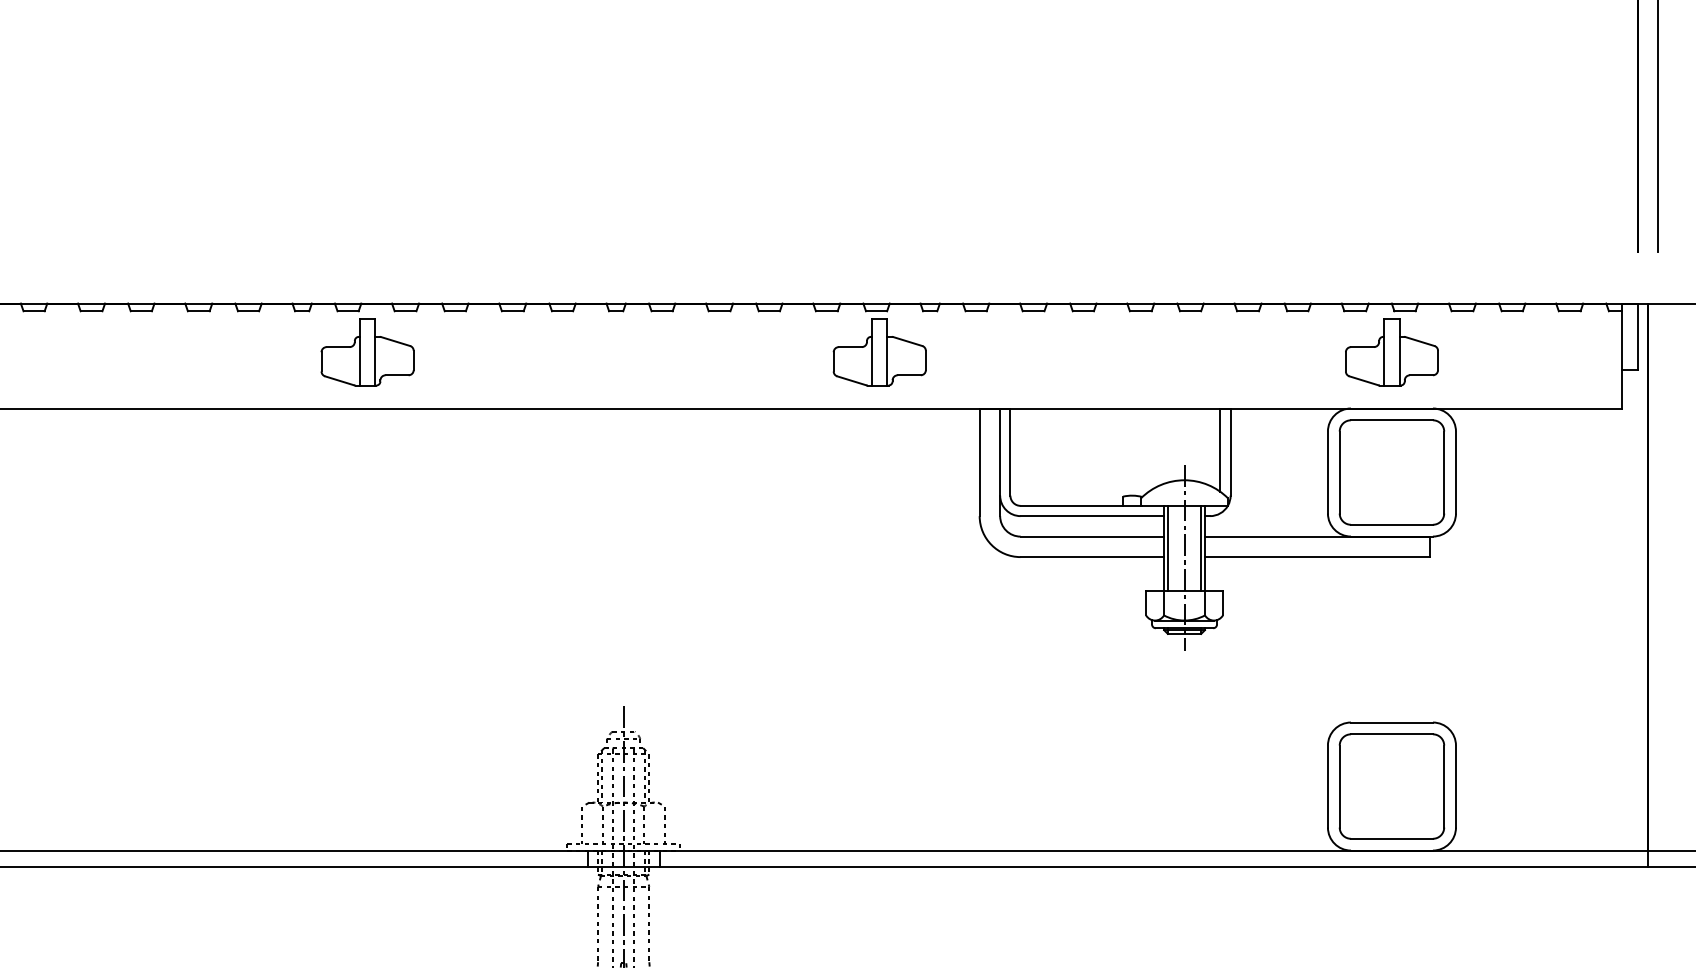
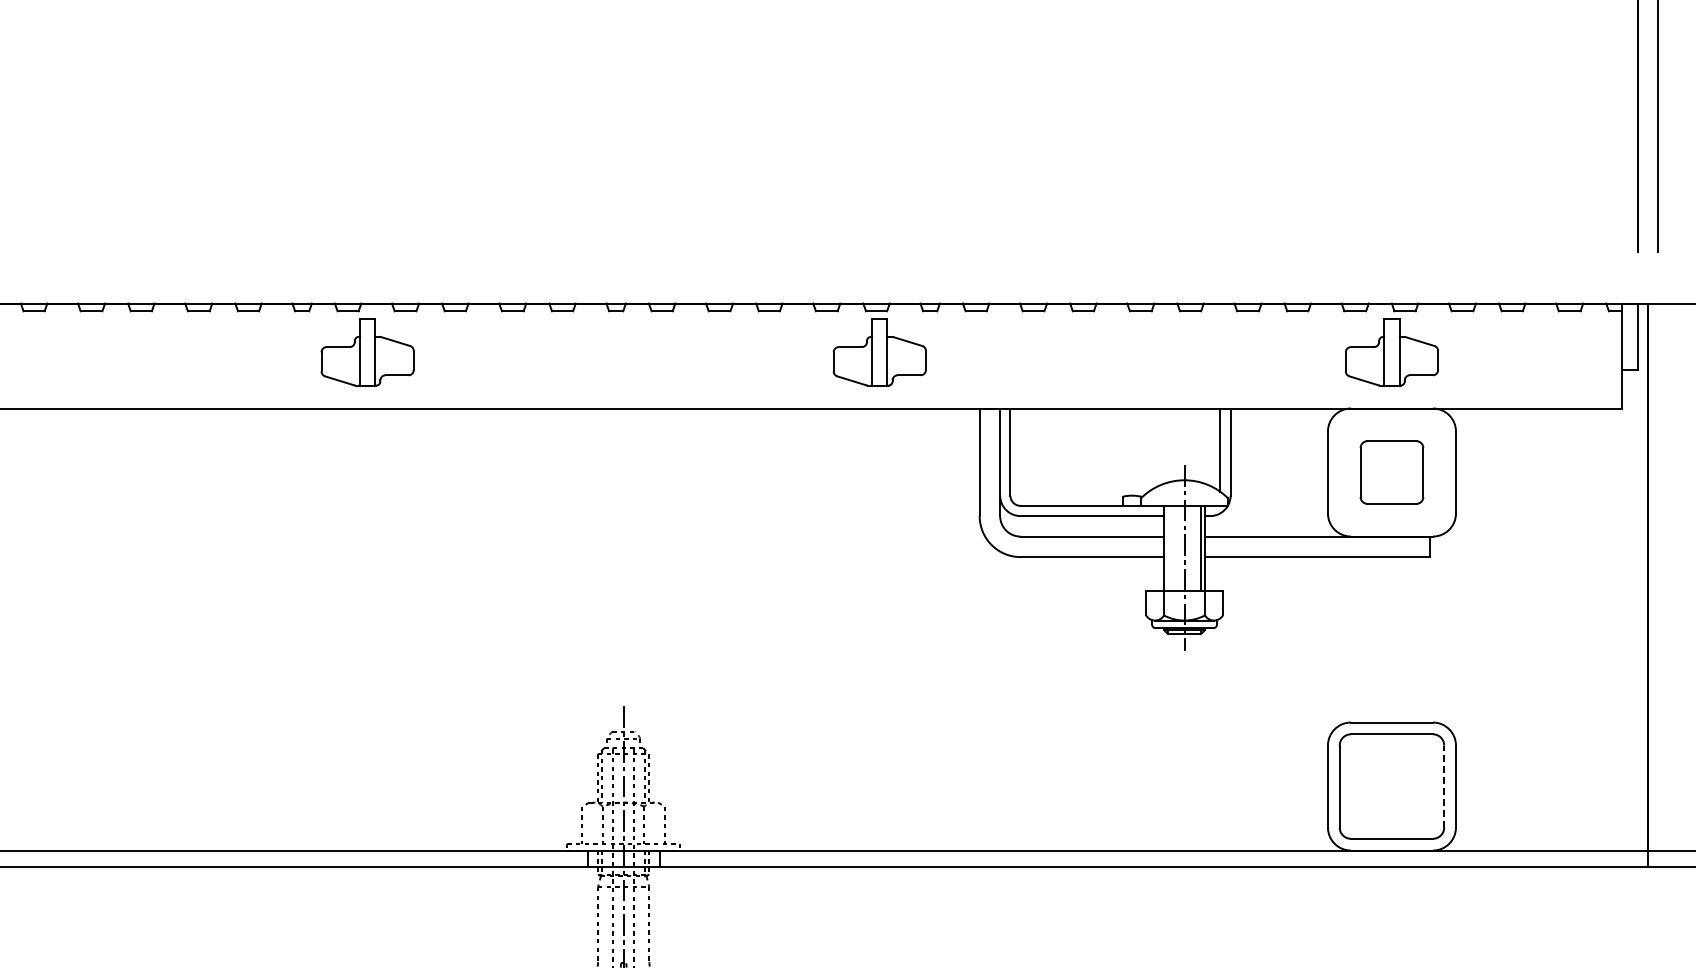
part size: 108x107 px -> 66x65 px (1391, 472)
line: present -> none (1167, 547)
line: solid -> dashed (1444, 786)
